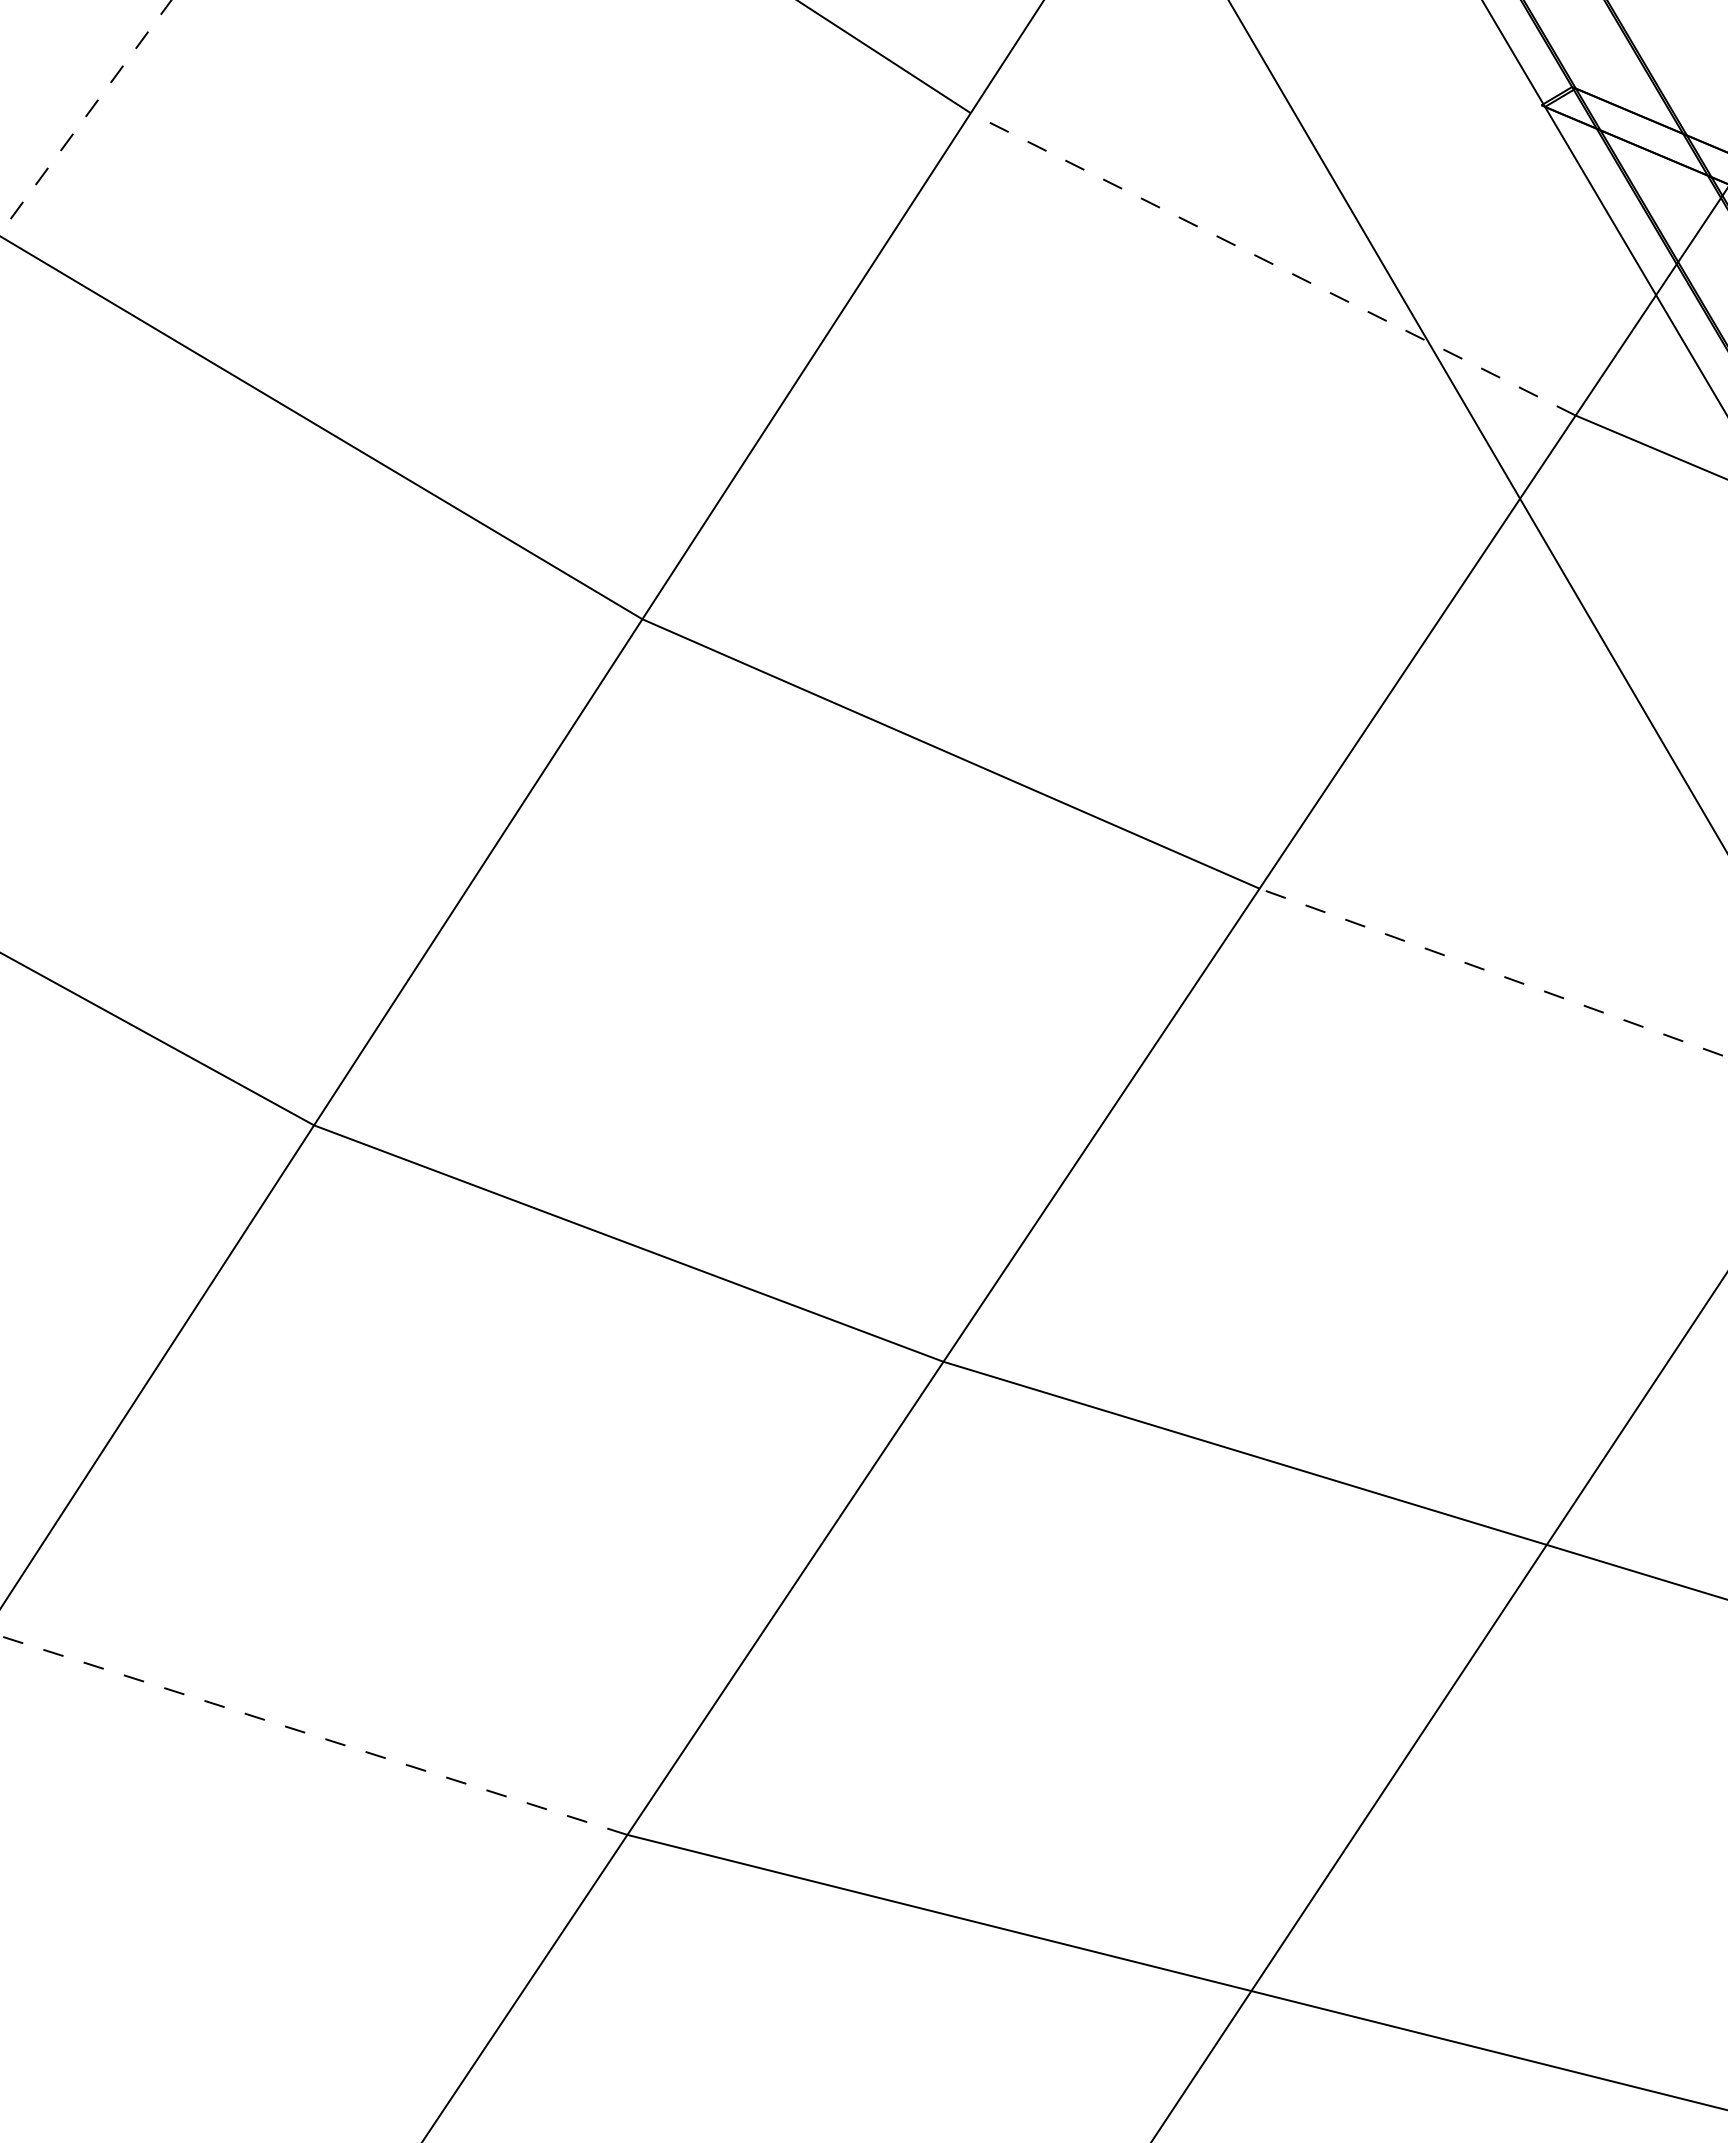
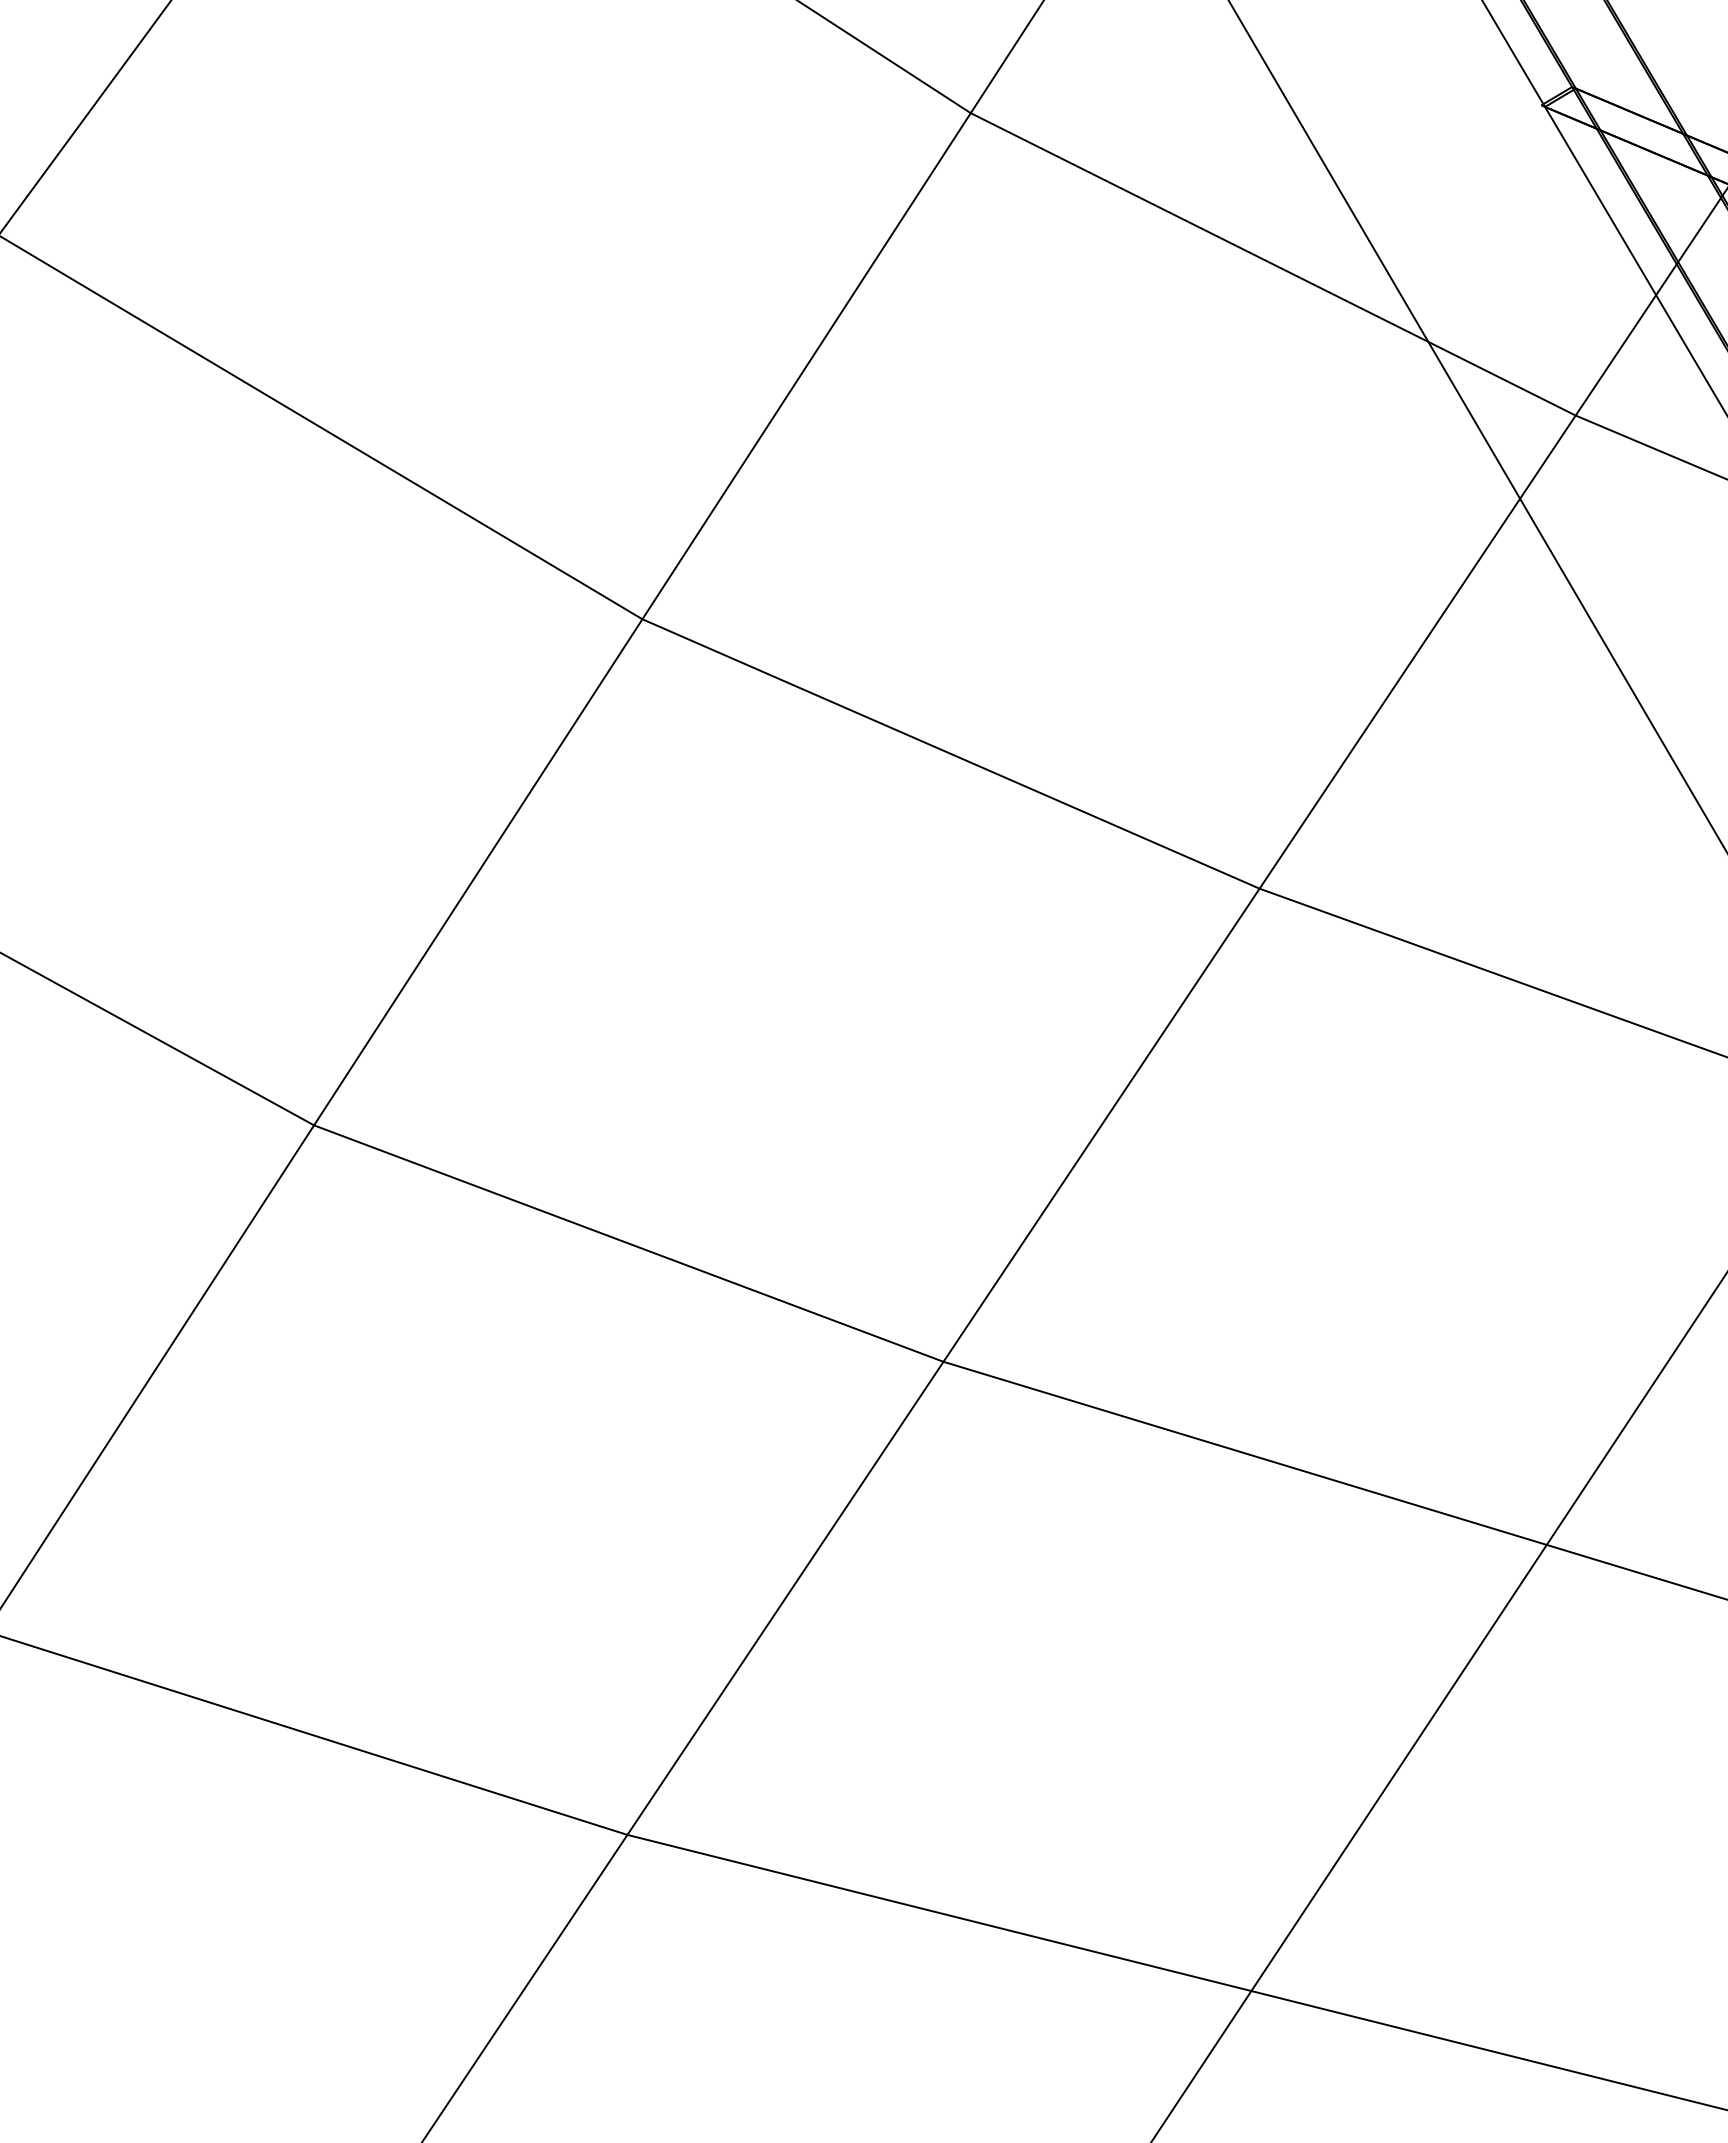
line: dashed -> solid (85, 116)
line: dashed -> solid (1272, 264)
line: dashed -> solid (1493, 973)
line: dashed -> solid (313, 1735)
